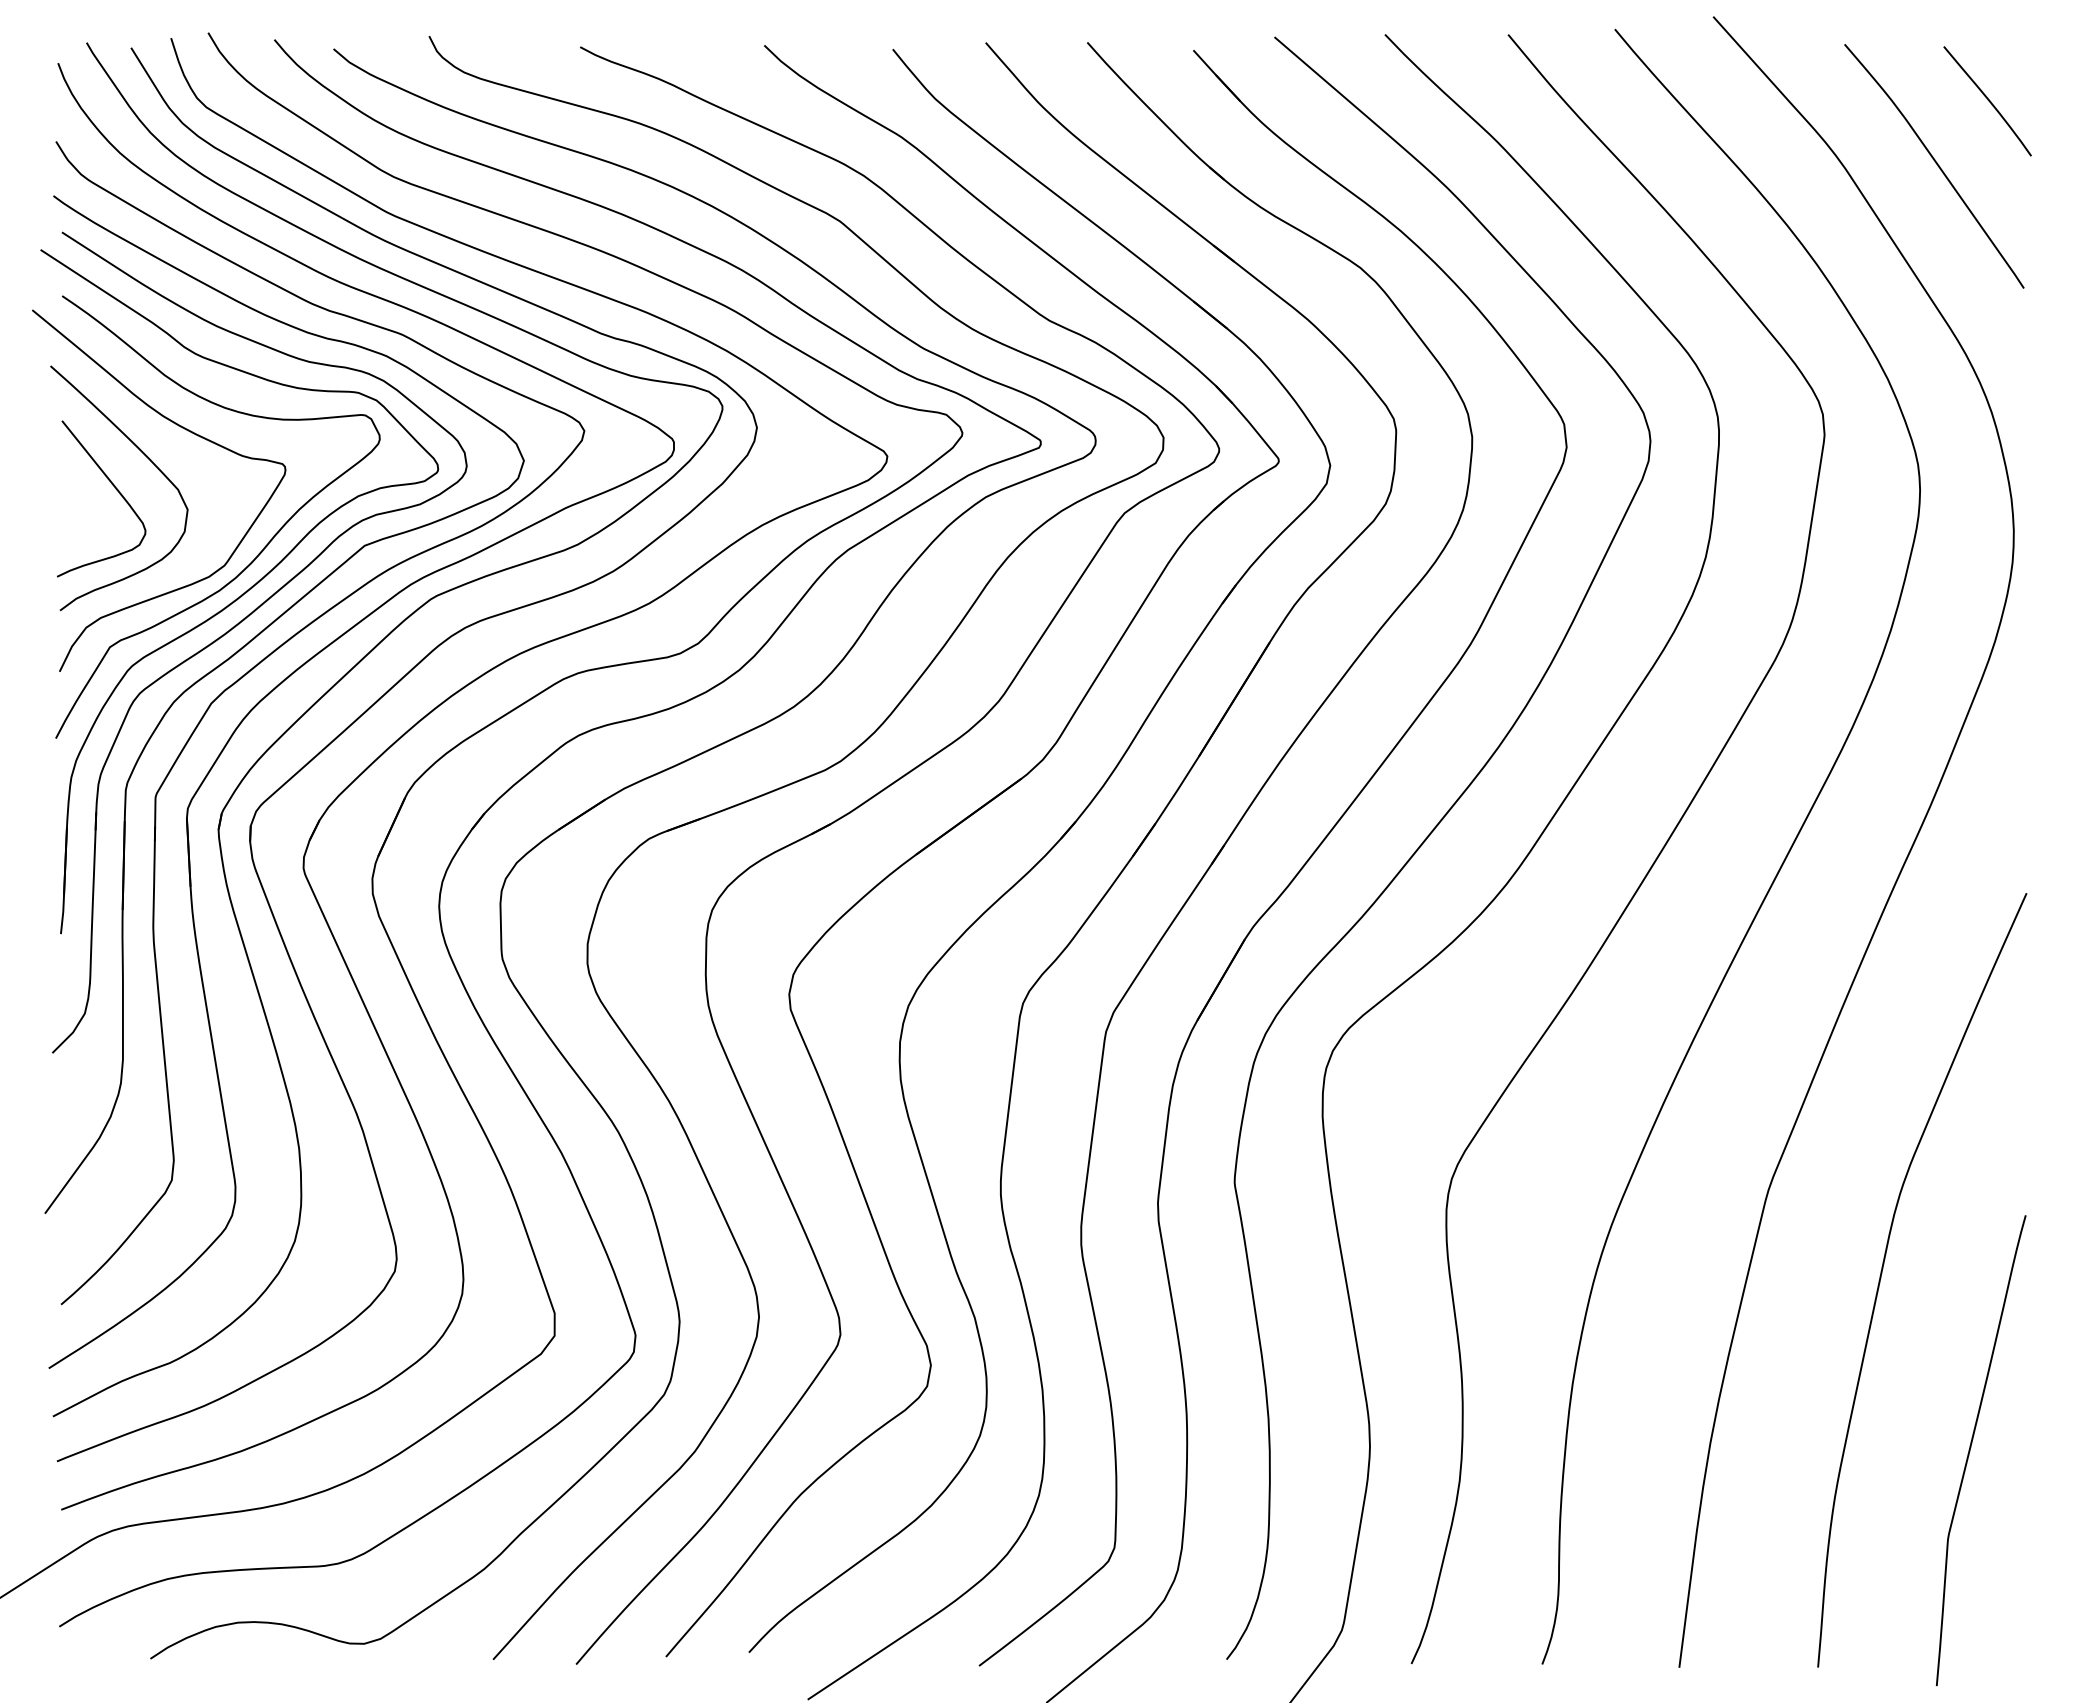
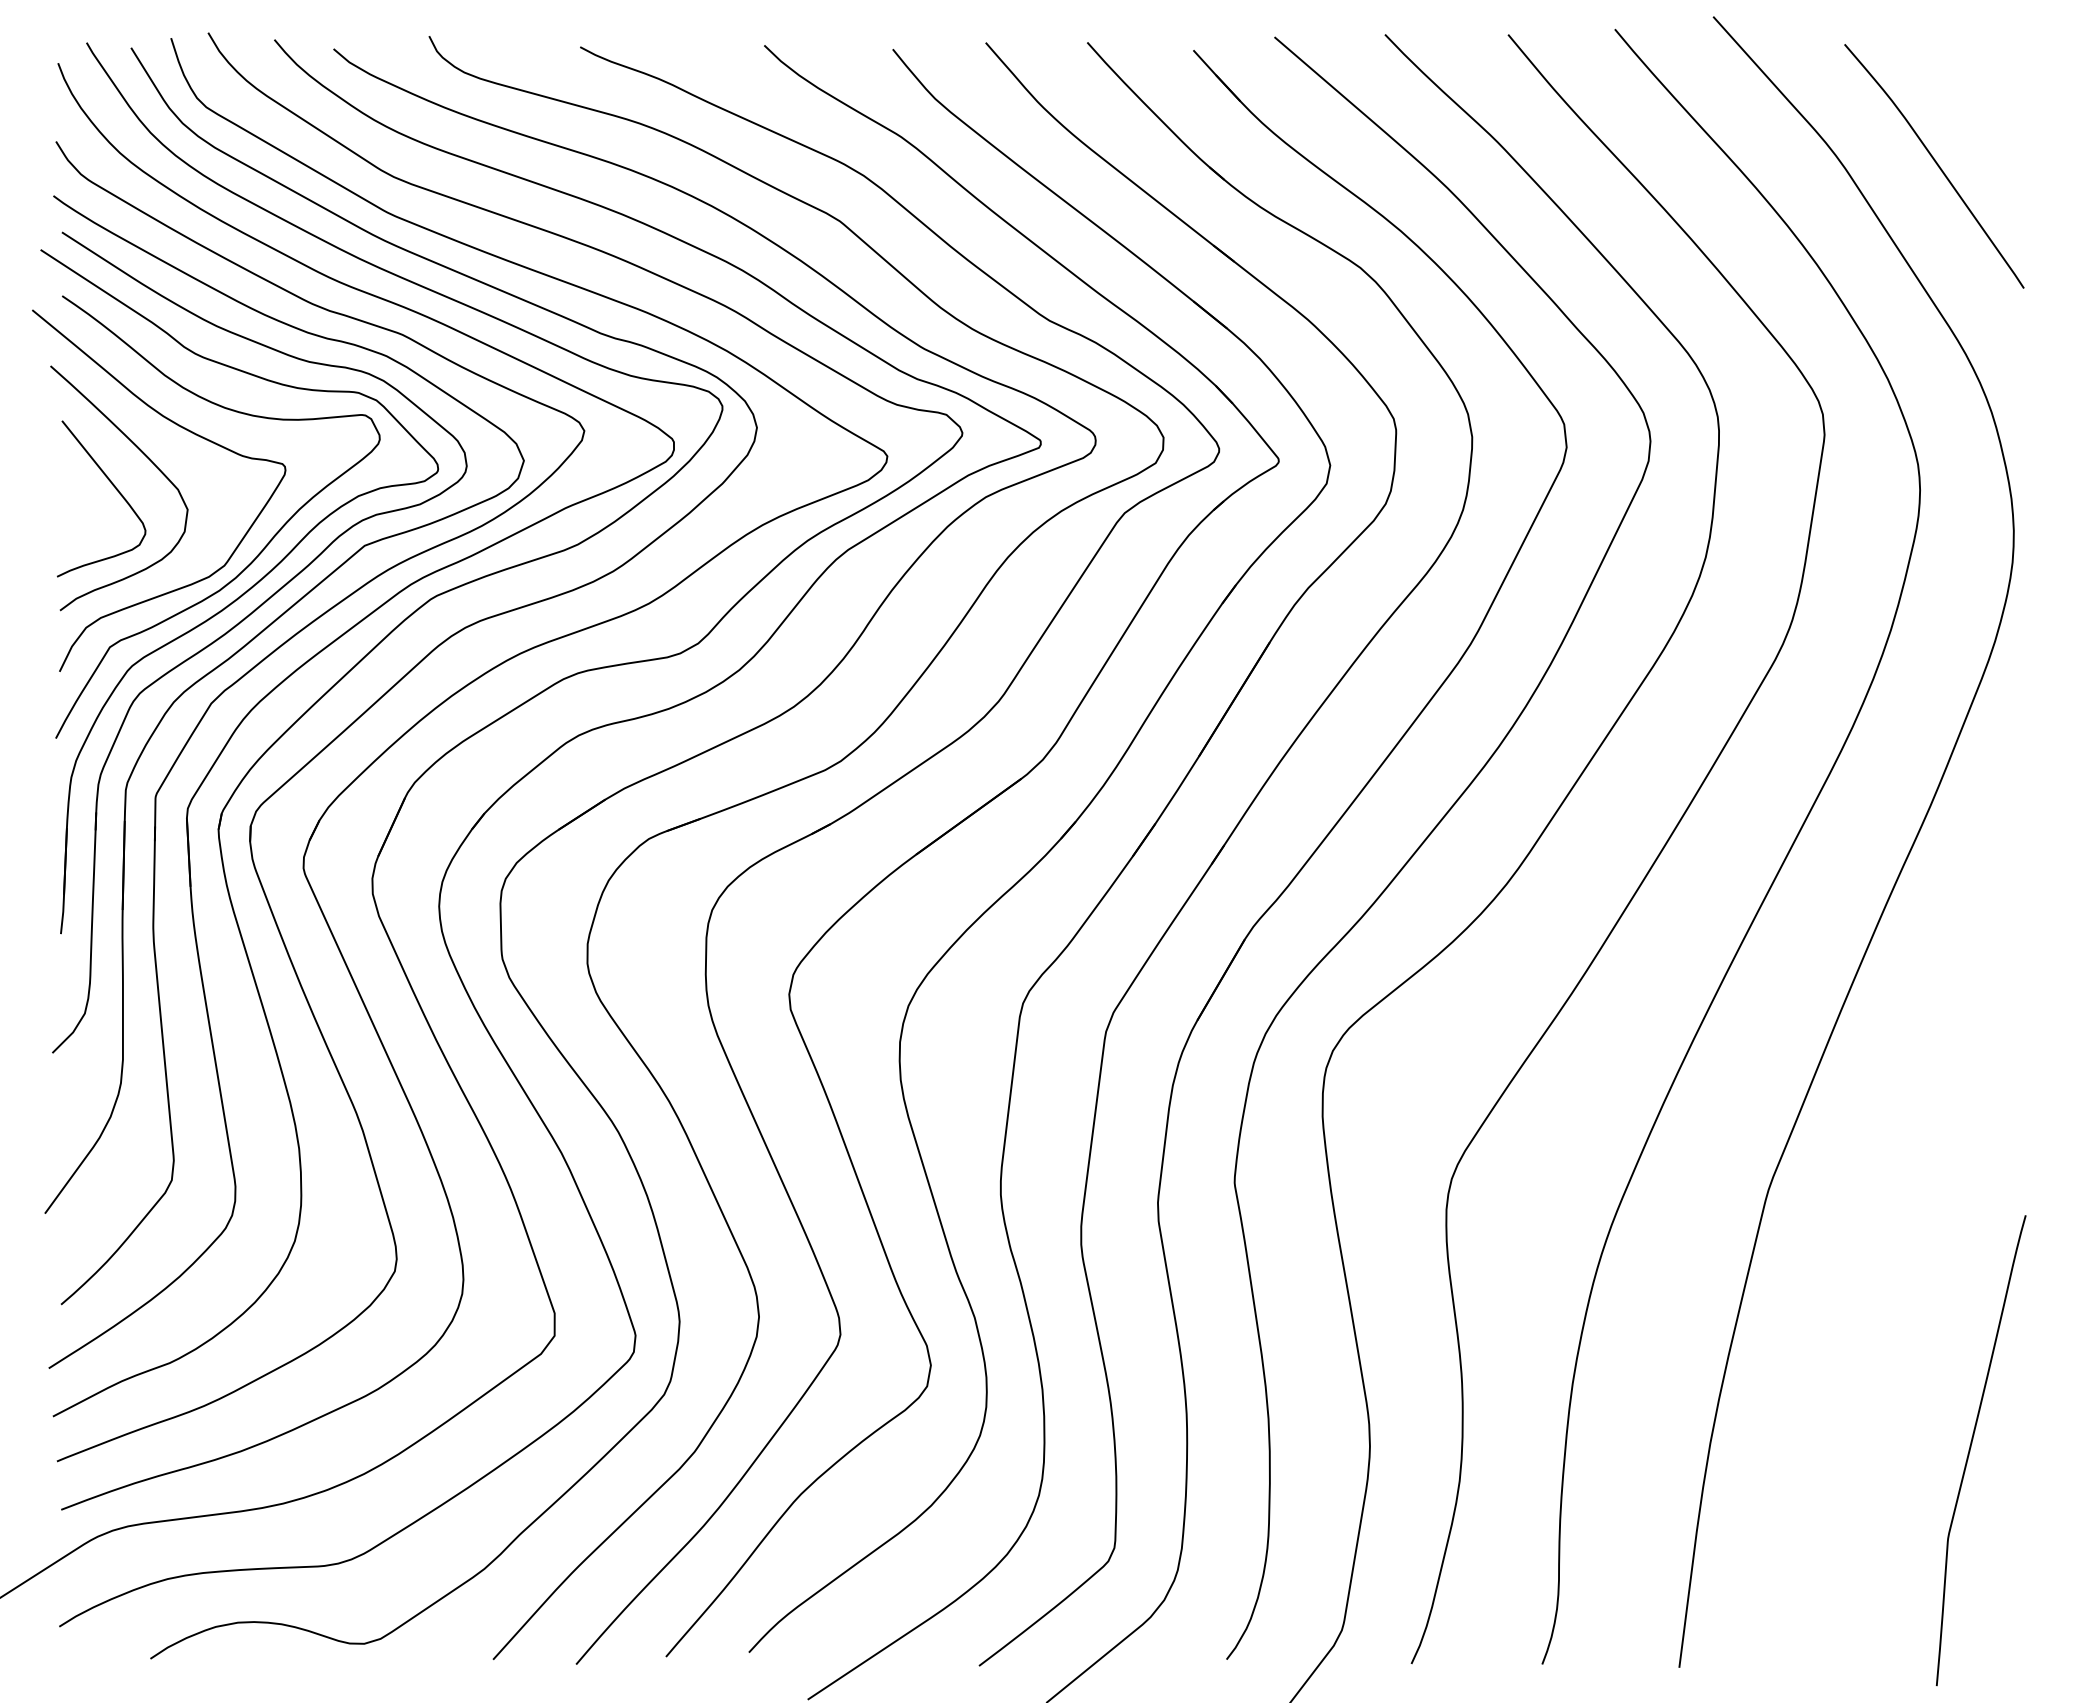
curve: present -> none (1987, 100)
curve: present -> none (1883, 1269)
